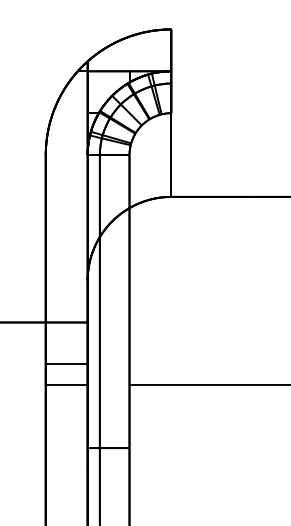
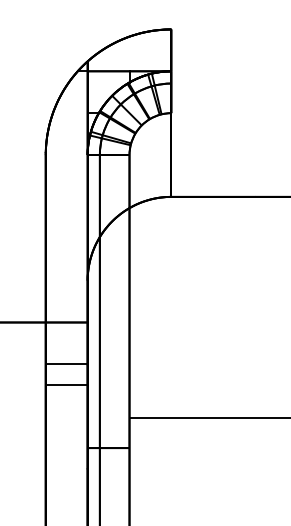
line position: (208, 385) -> (208, 418) (208, 418)
